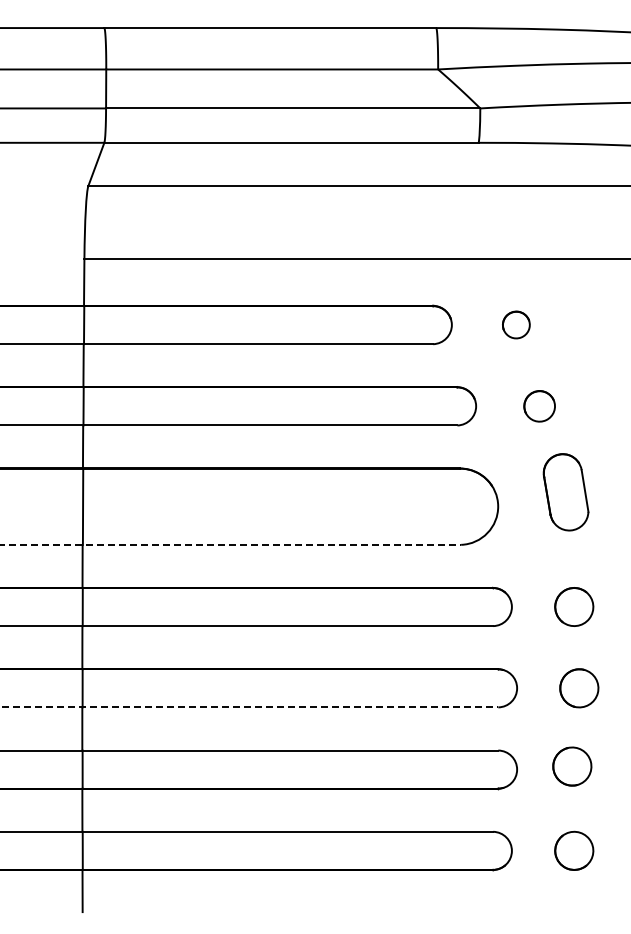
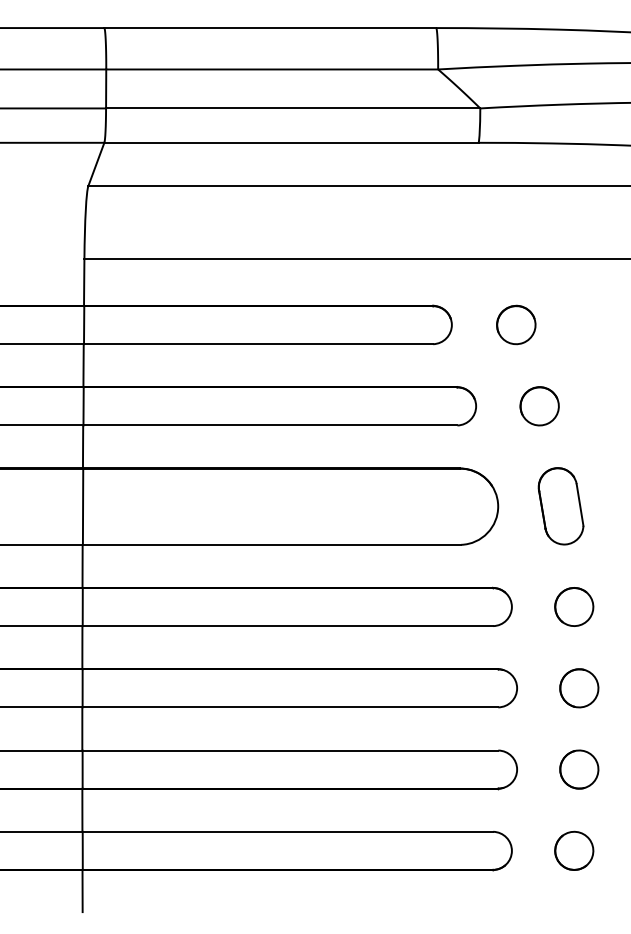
part size: 29x30 px -> 41x42 px (516, 324)
part size: 33x33 px -> 41x41 px (539, 406)
part position: (565, 492) -> (560, 506) (560, 506)
line: dashed -> solid (231, 544)
line: dashed -> solid (249, 707)
part position: (572, 766) -> (579, 769) (579, 769)
